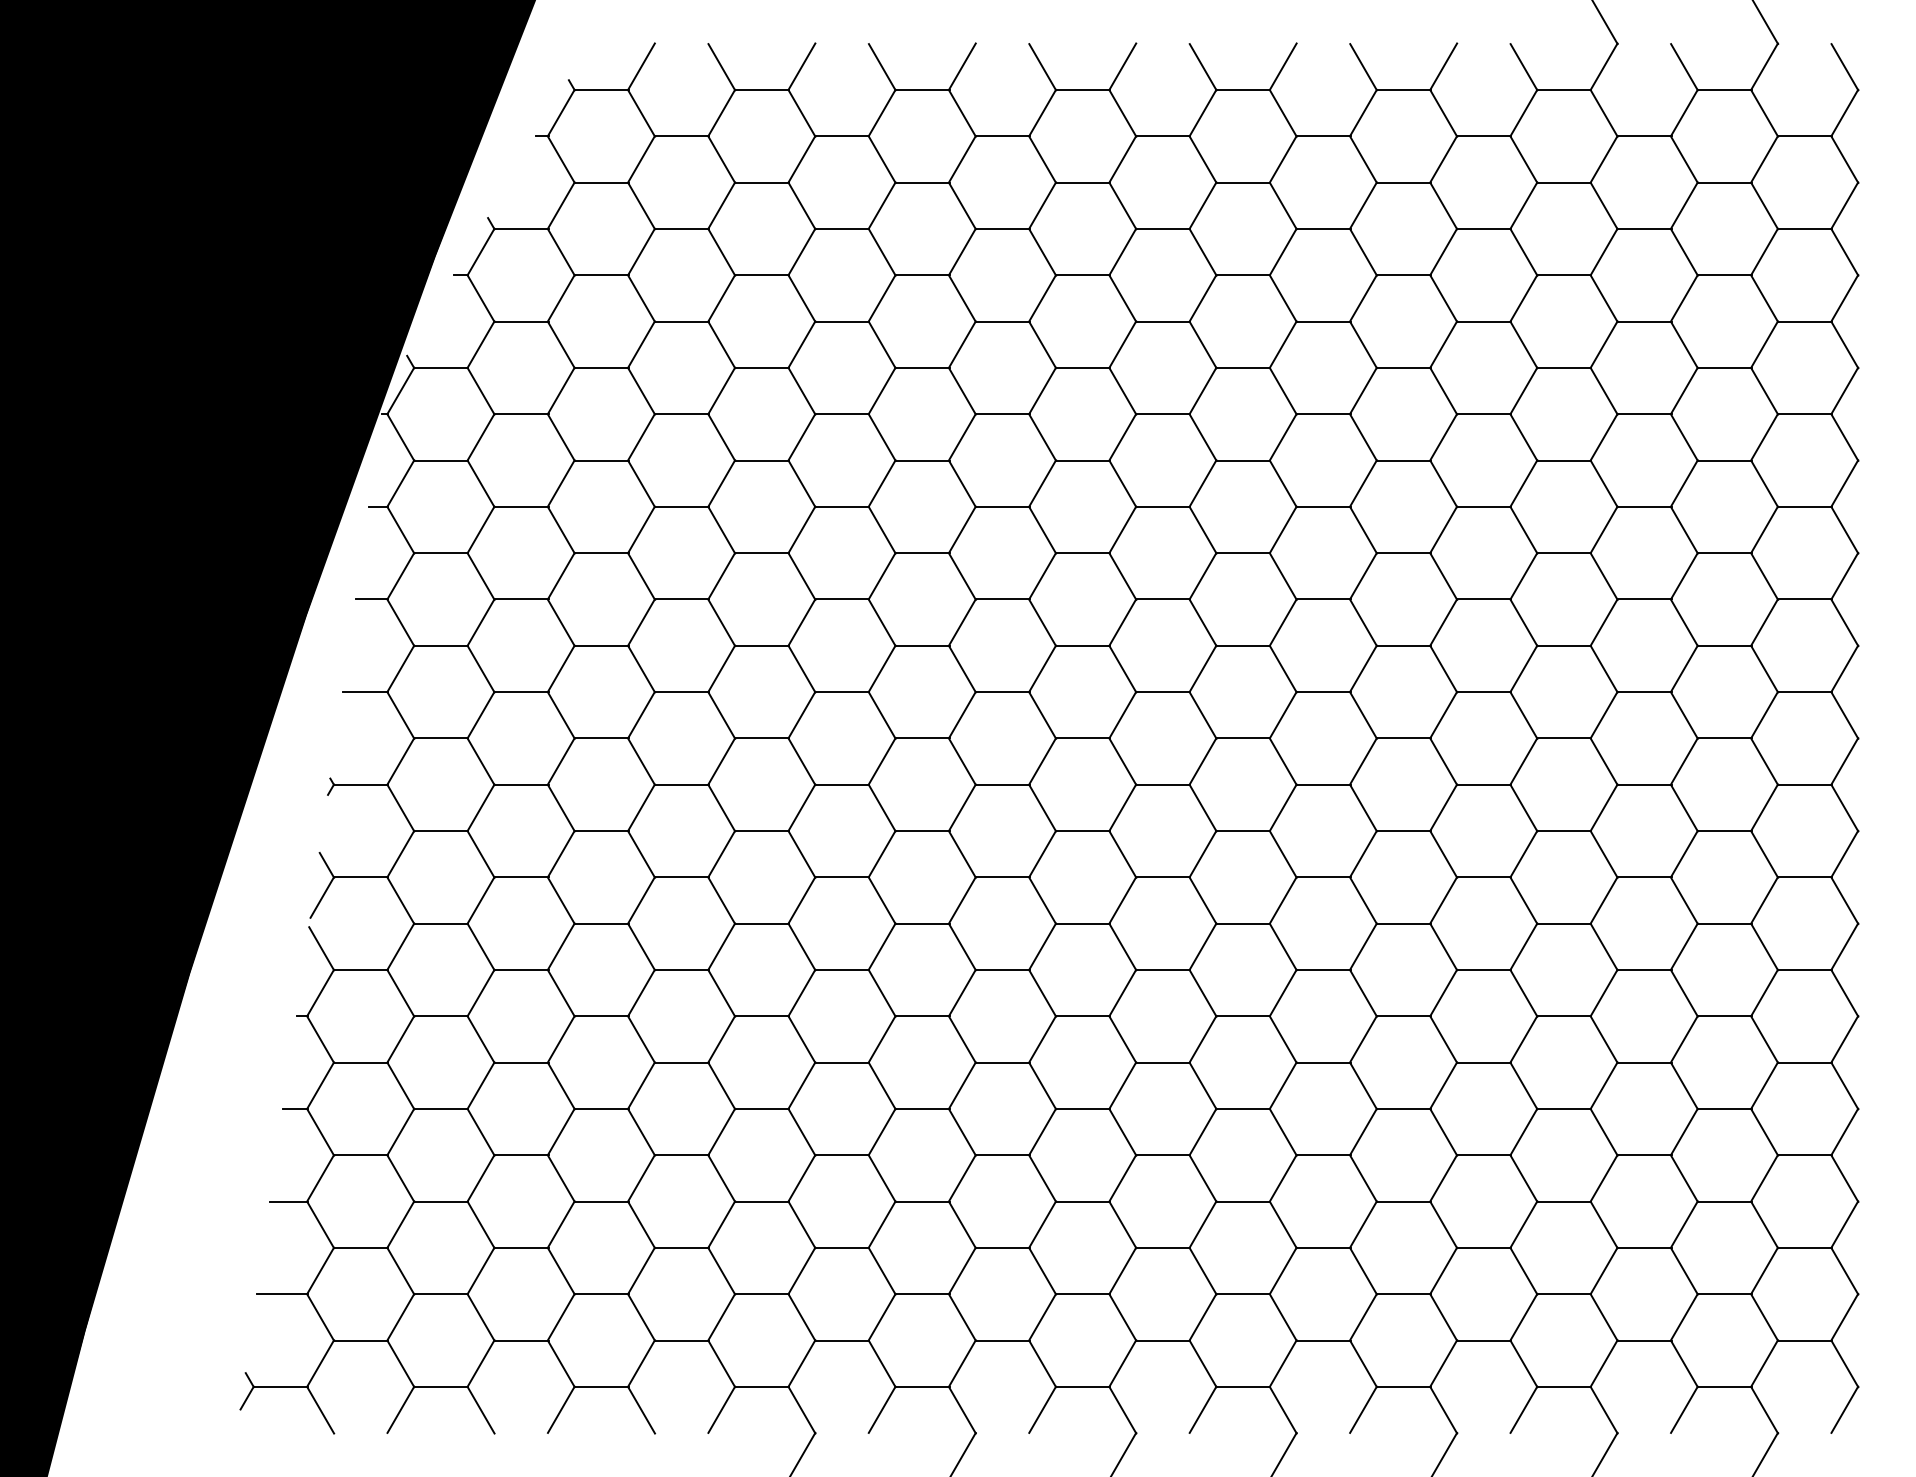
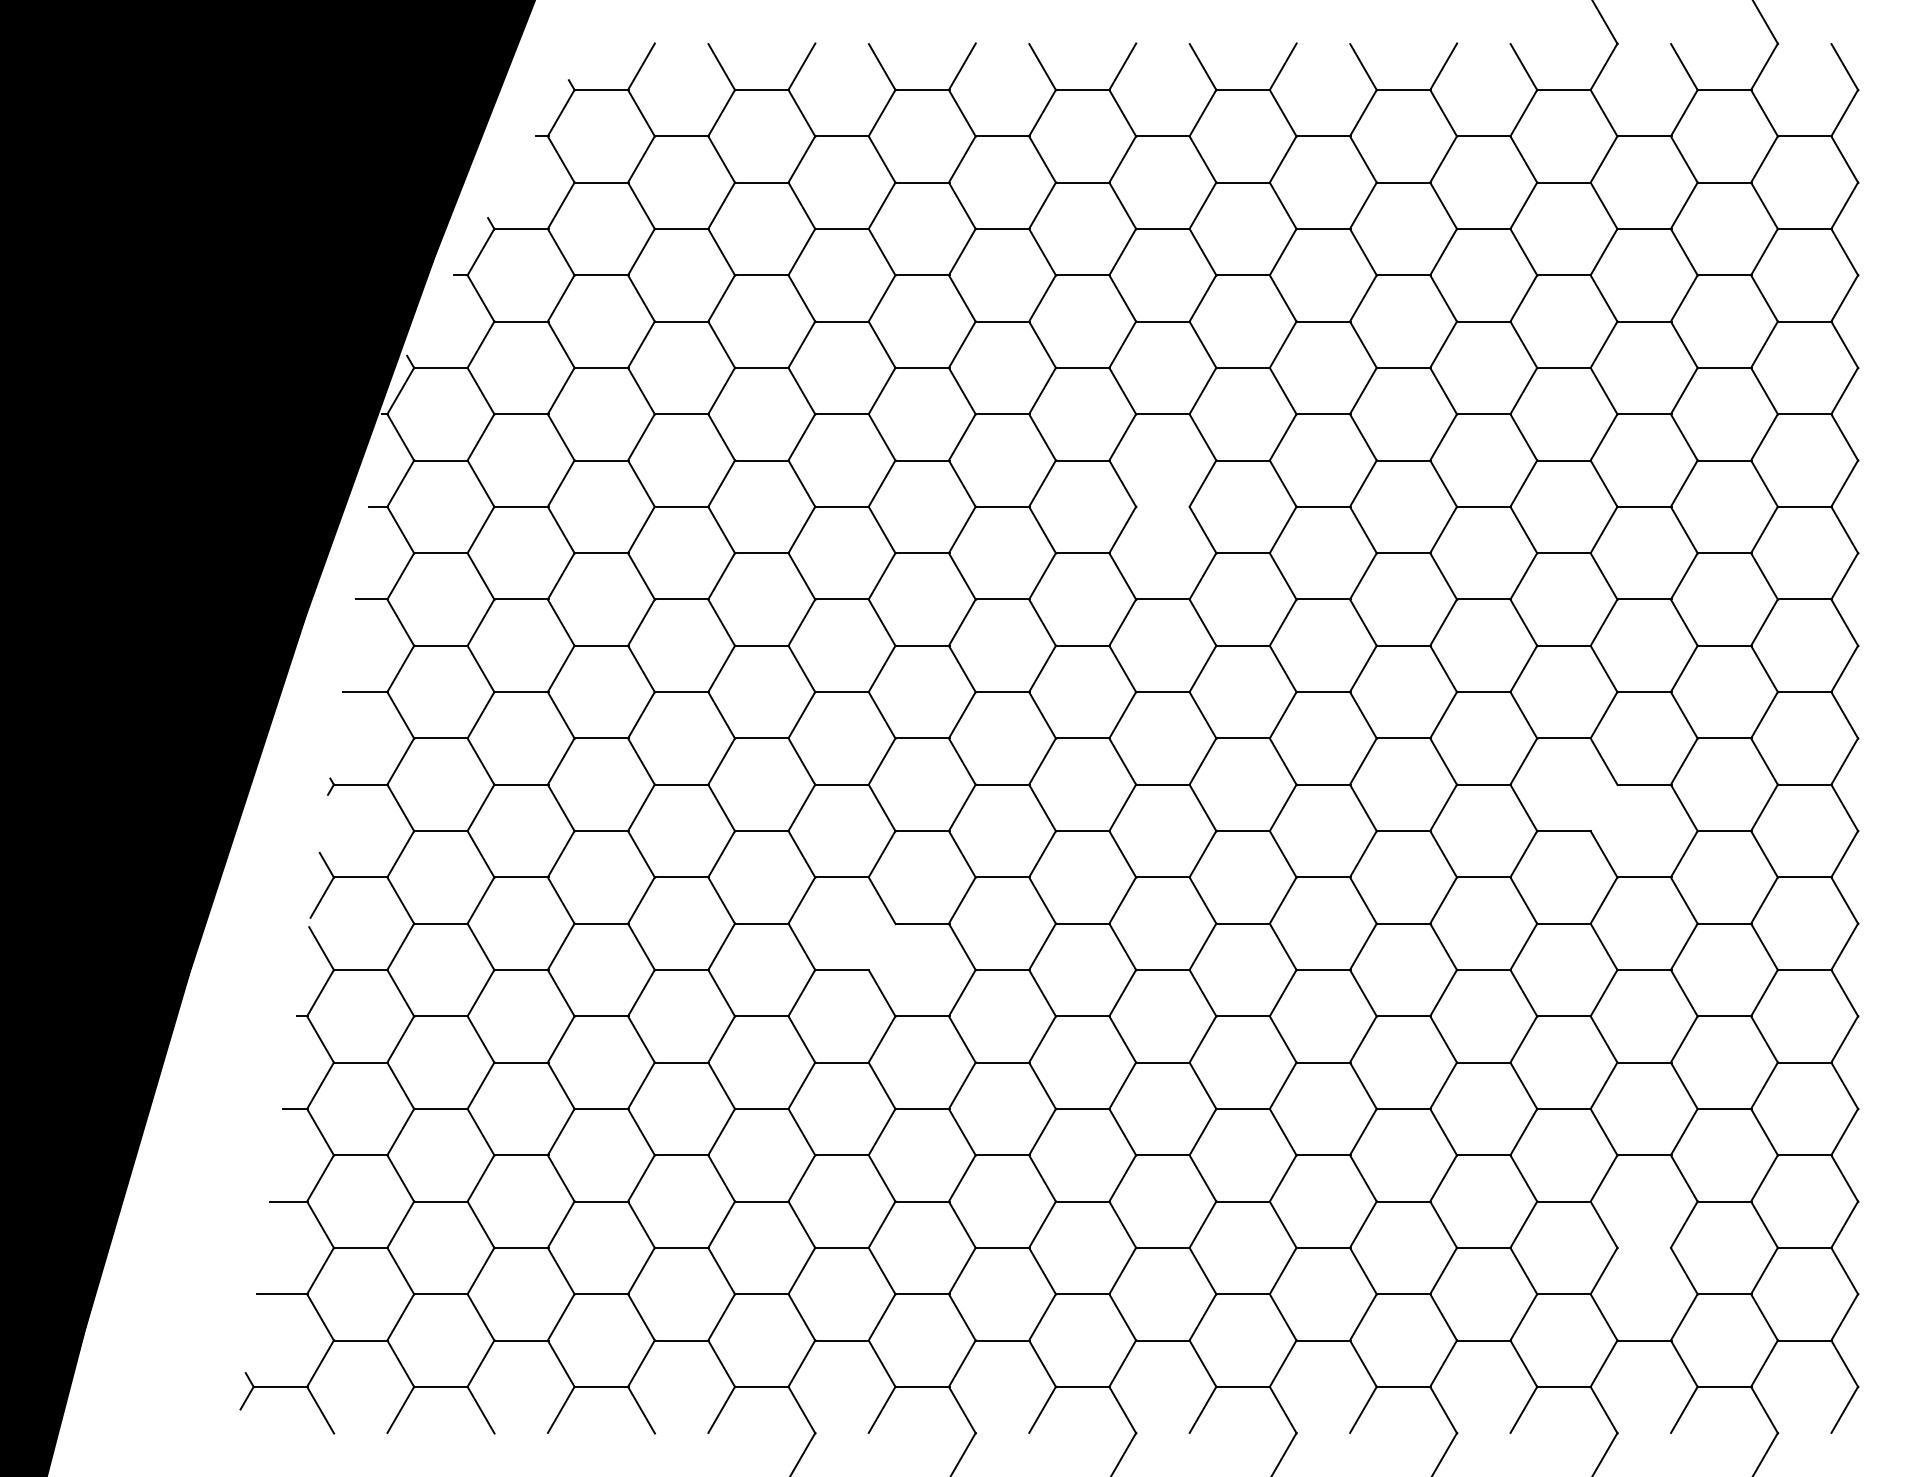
line: present -> none (1163, 506)
line: present -> none (1603, 807)
line: present -> none (881, 946)
line: present -> none (1644, 1247)
